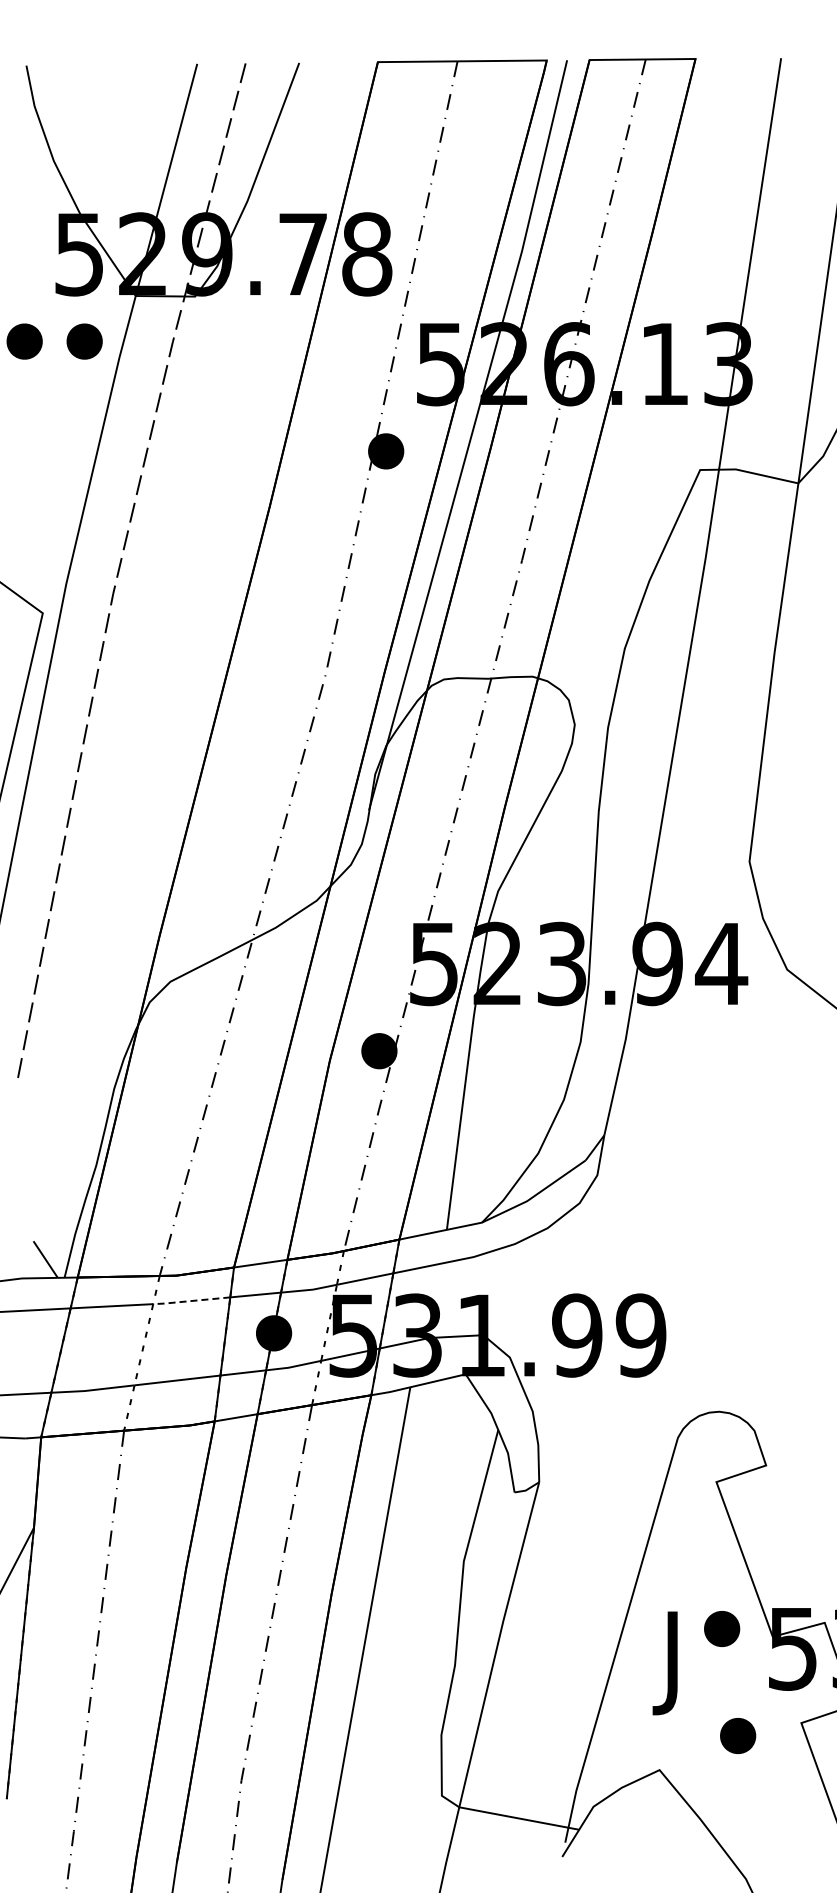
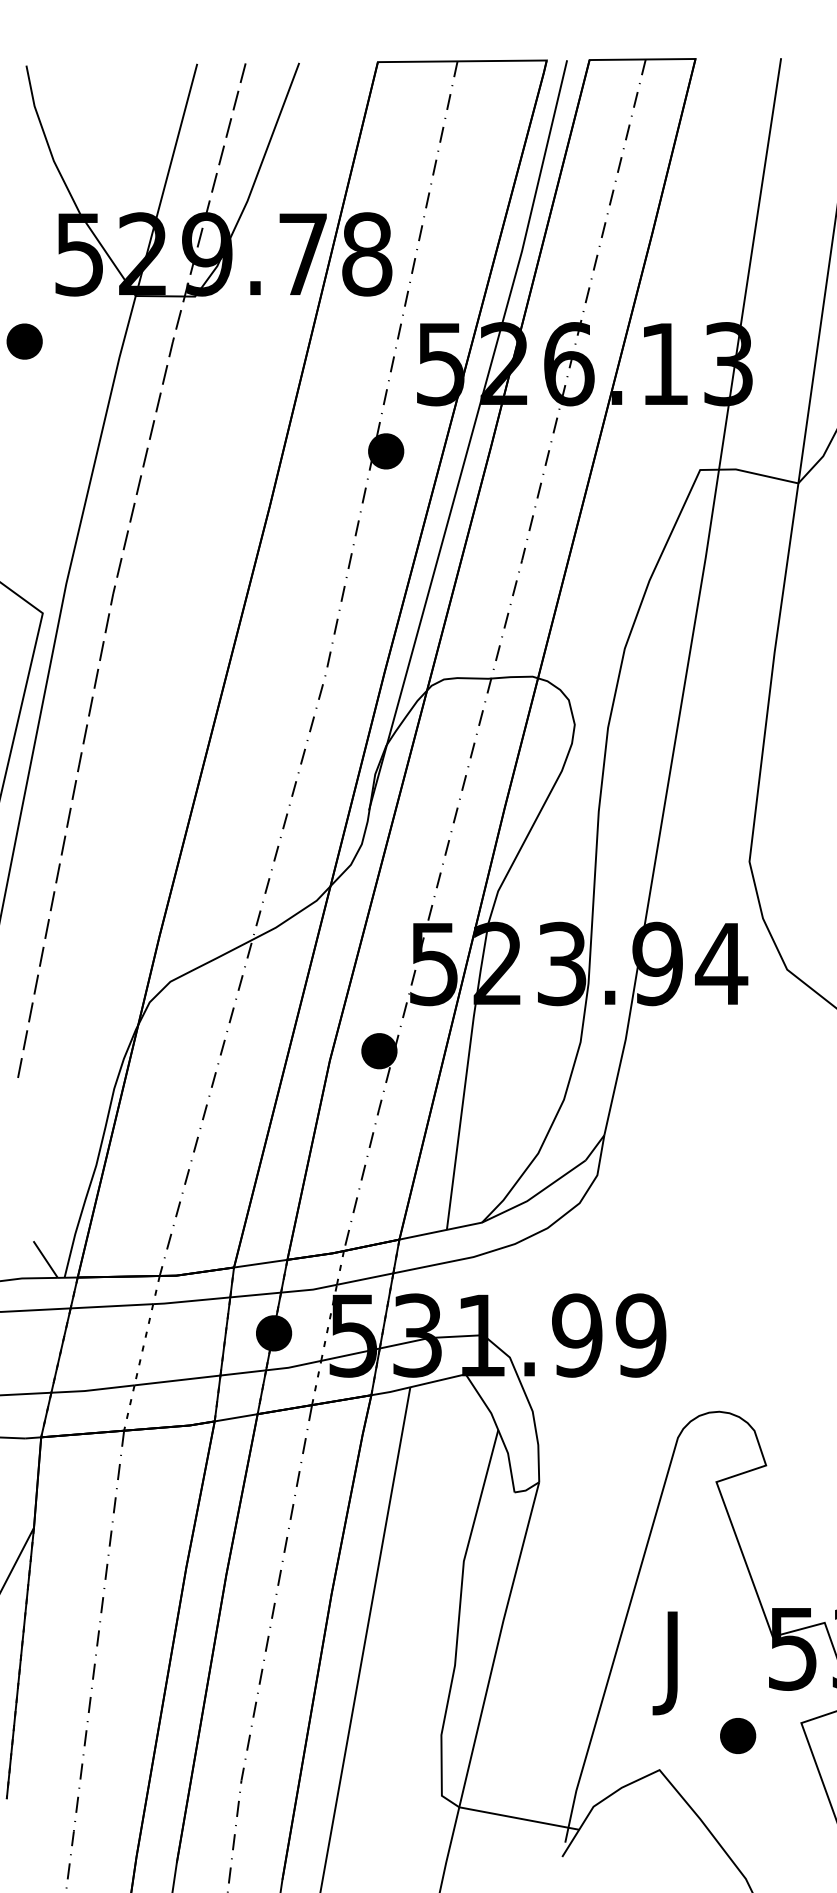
part: present -> none (84, 341)
line: dashed -> solid (190, 1301)
part: present -> none (722, 1628)
